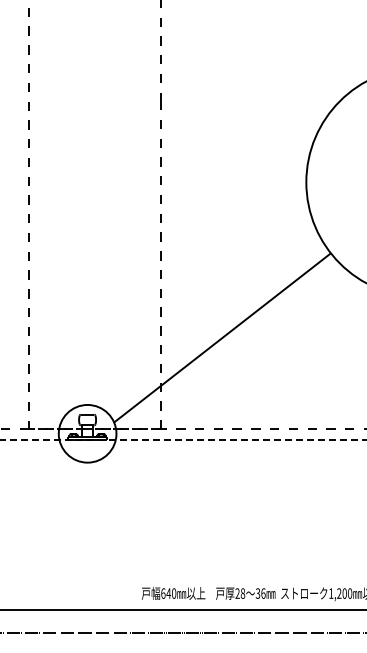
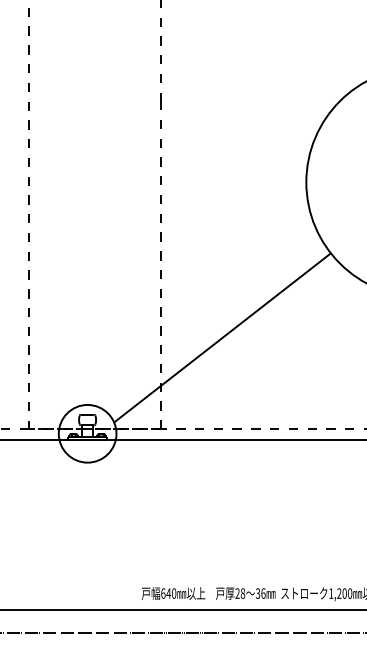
line: dashed -> solid (183, 440)
